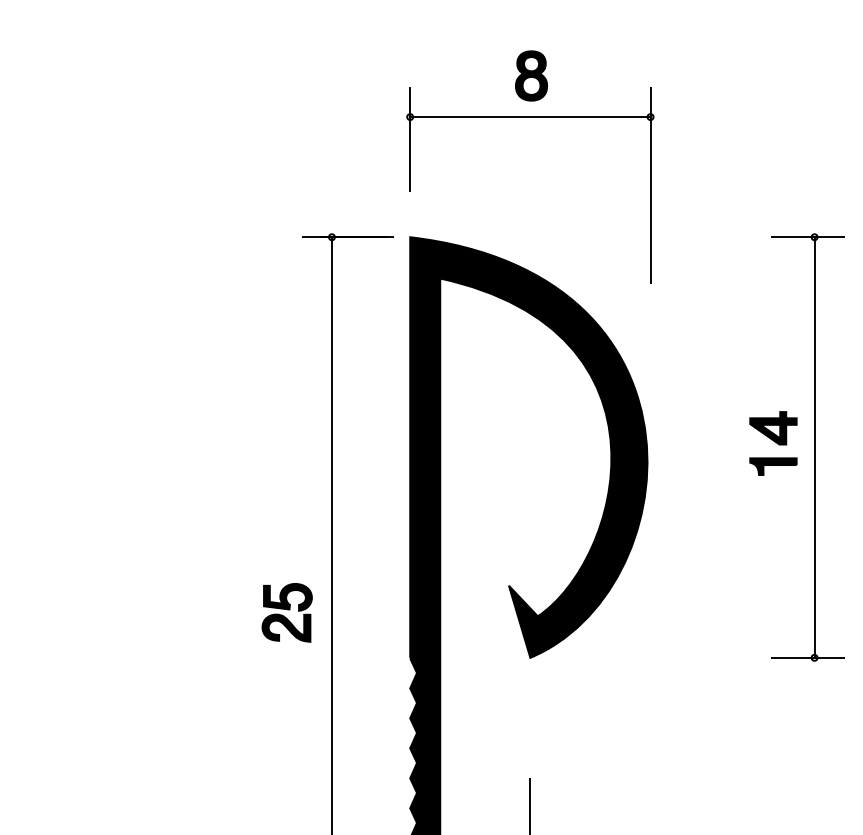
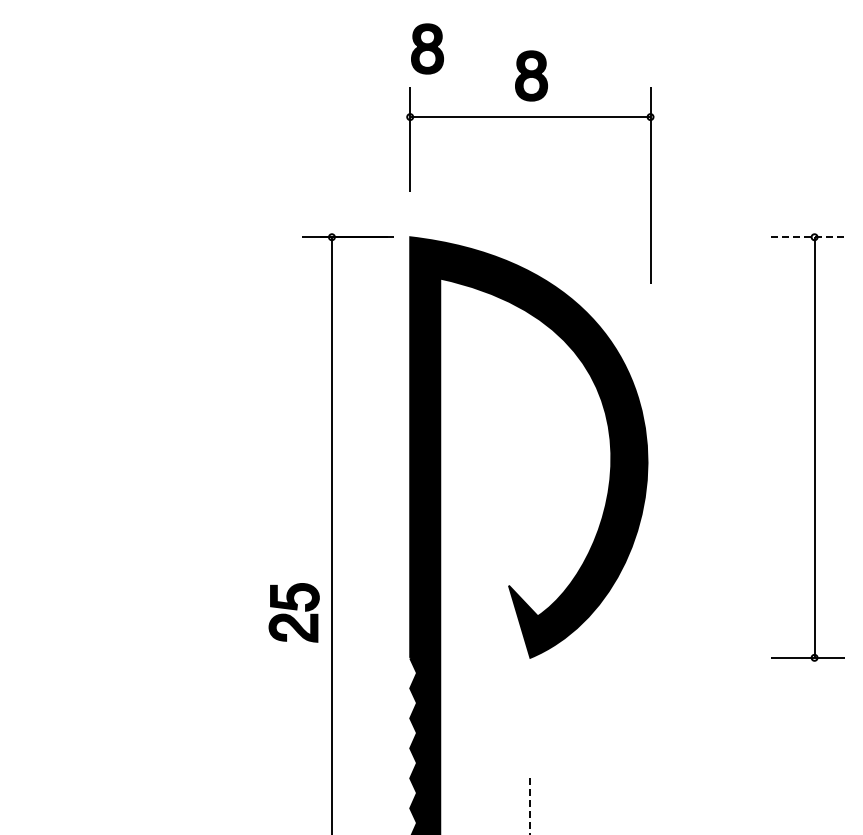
part: none -> present (427, 48)
line: solid -> dashed (807, 237)
part: present -> none (773, 443)
part position: (286, 612) -> (293, 612) (293, 612)
line: solid -> dashed (530, 806)
